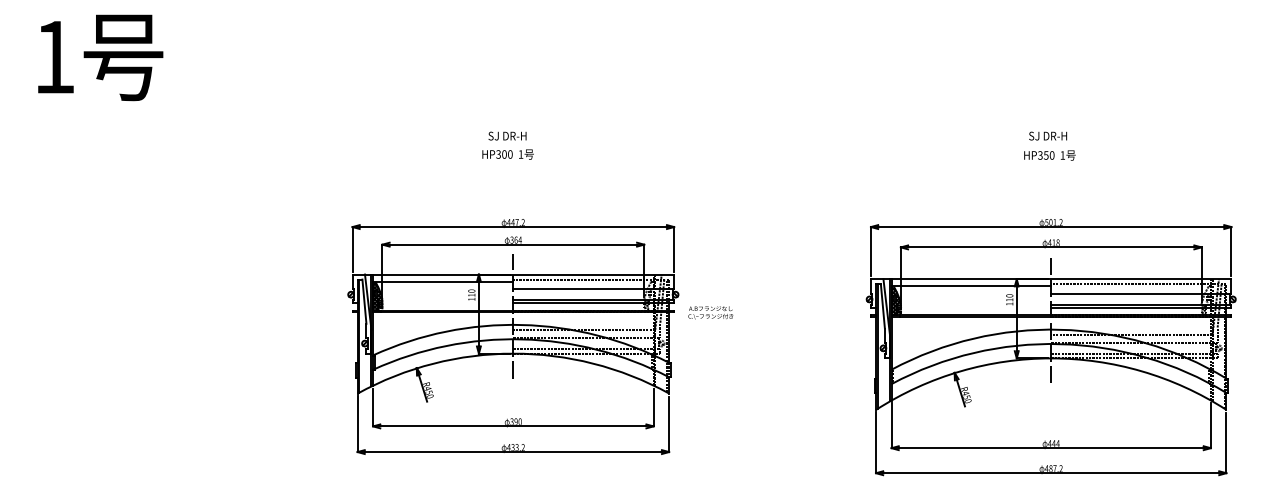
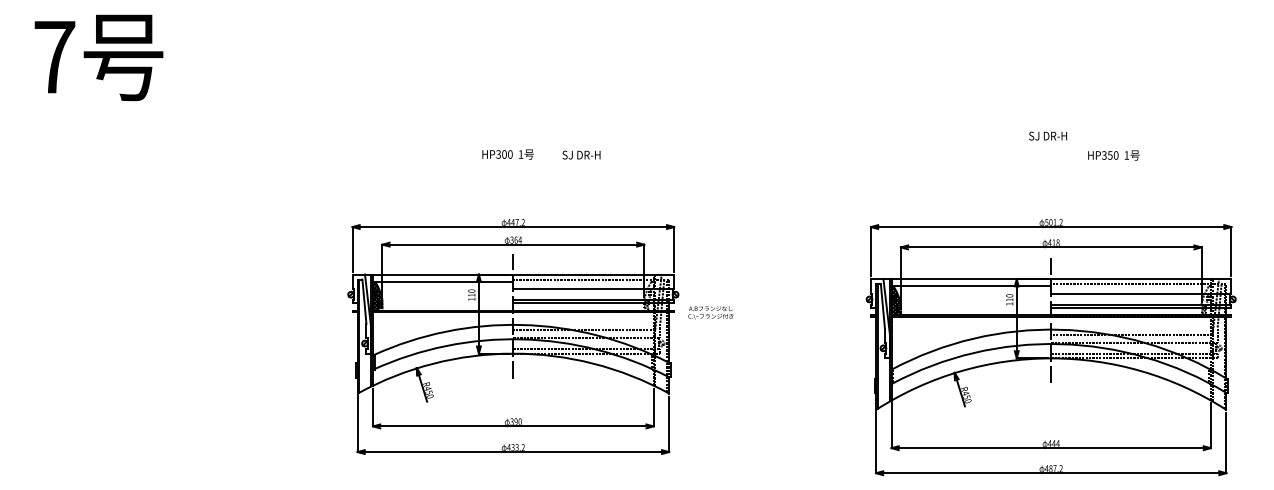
text: 1 -> 7 (54, 57)
text position: (507, 135) -> (581, 154) (581, 154)
text position: (1049, 155) -> (1113, 155) (1113, 155)
